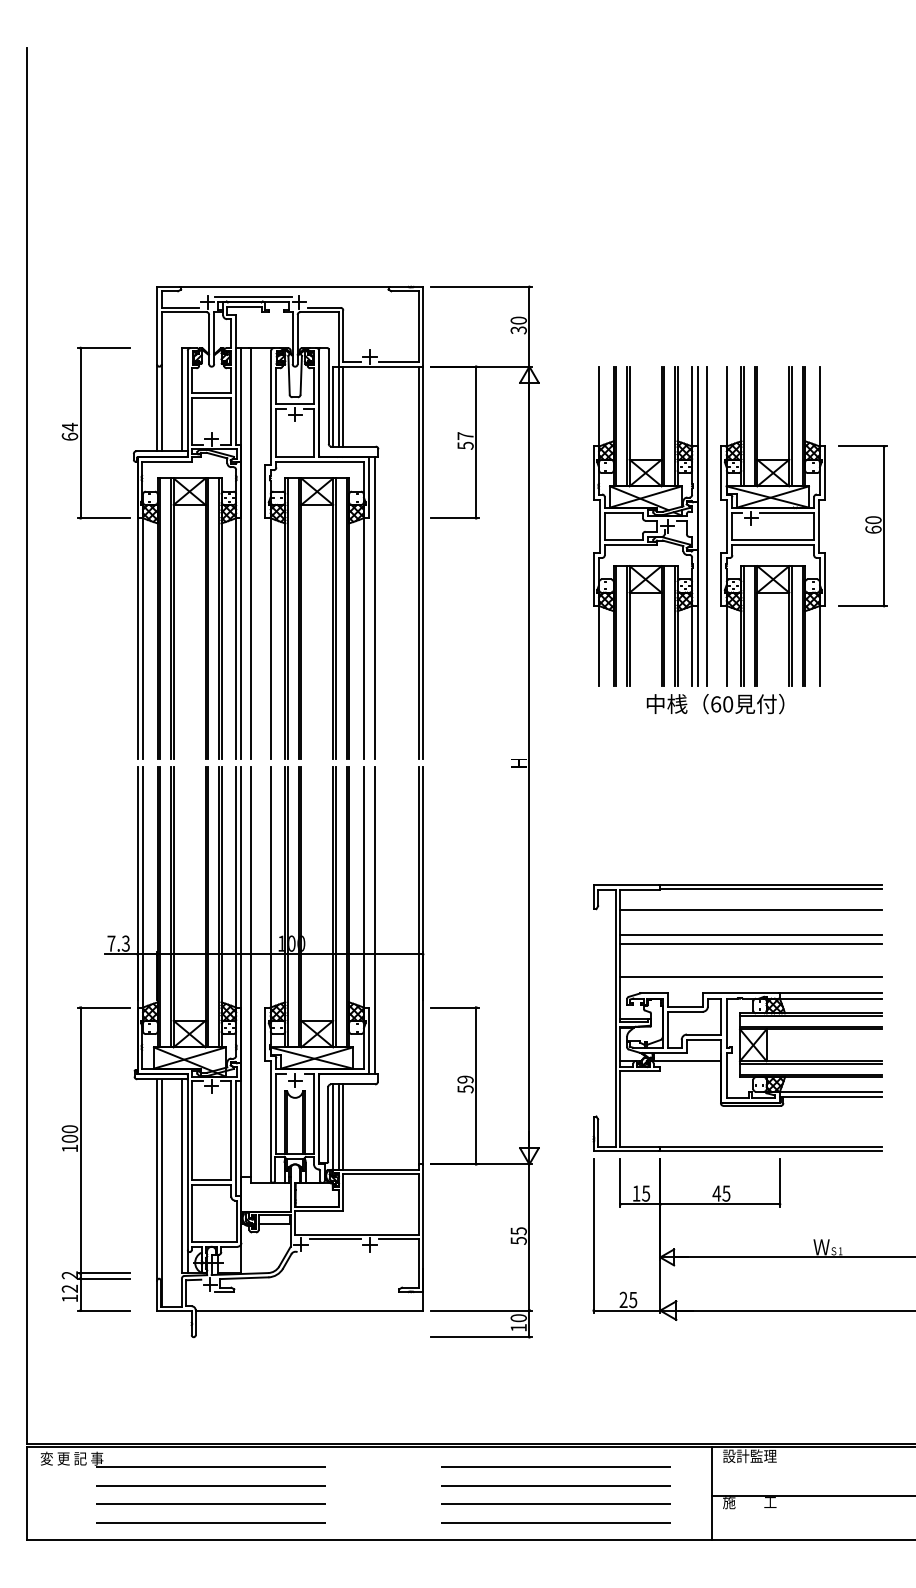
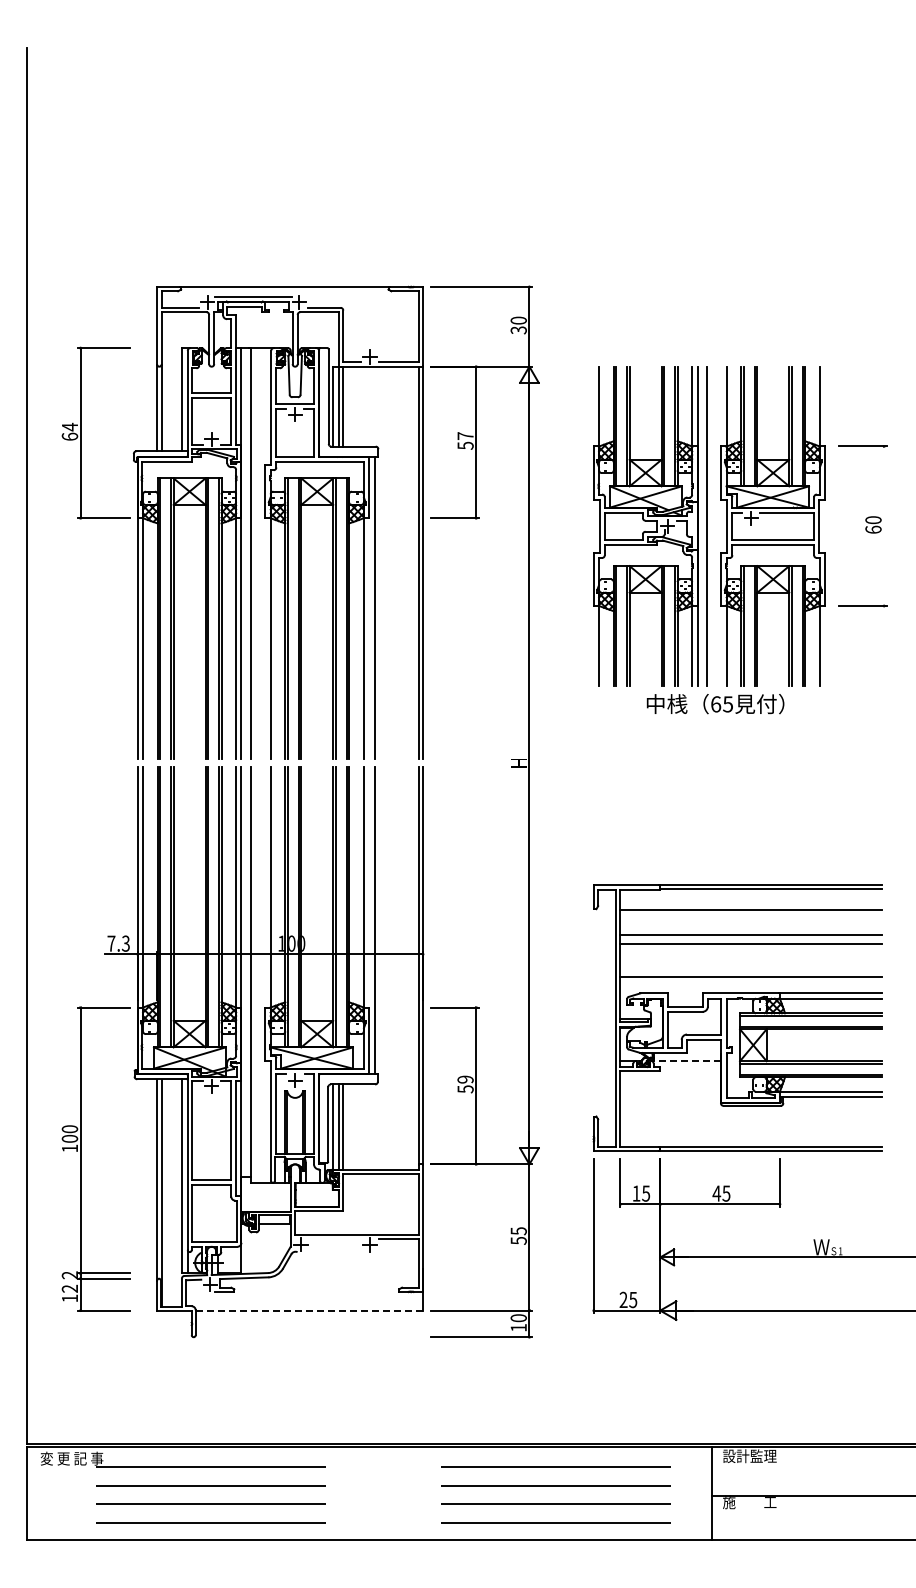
line: present -> none (884, 526)
text: 60 -> 65 (728, 704)
line: solid -> dashed (685, 1060)
line: present -> none (334, 1239)
line: solid -> dashed (309, 1310)
